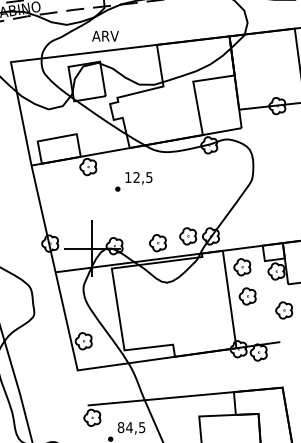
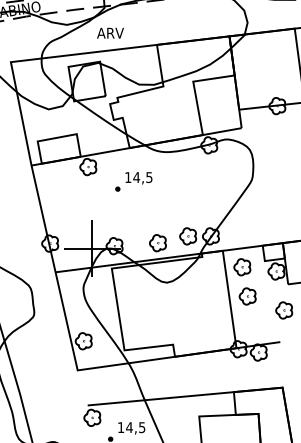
text position: (105, 35) -> (110, 32) (110, 32)
text: 12,5 -> 14,5 (136, 177)
text: 84,5 -> 14,5 (120, 427)
